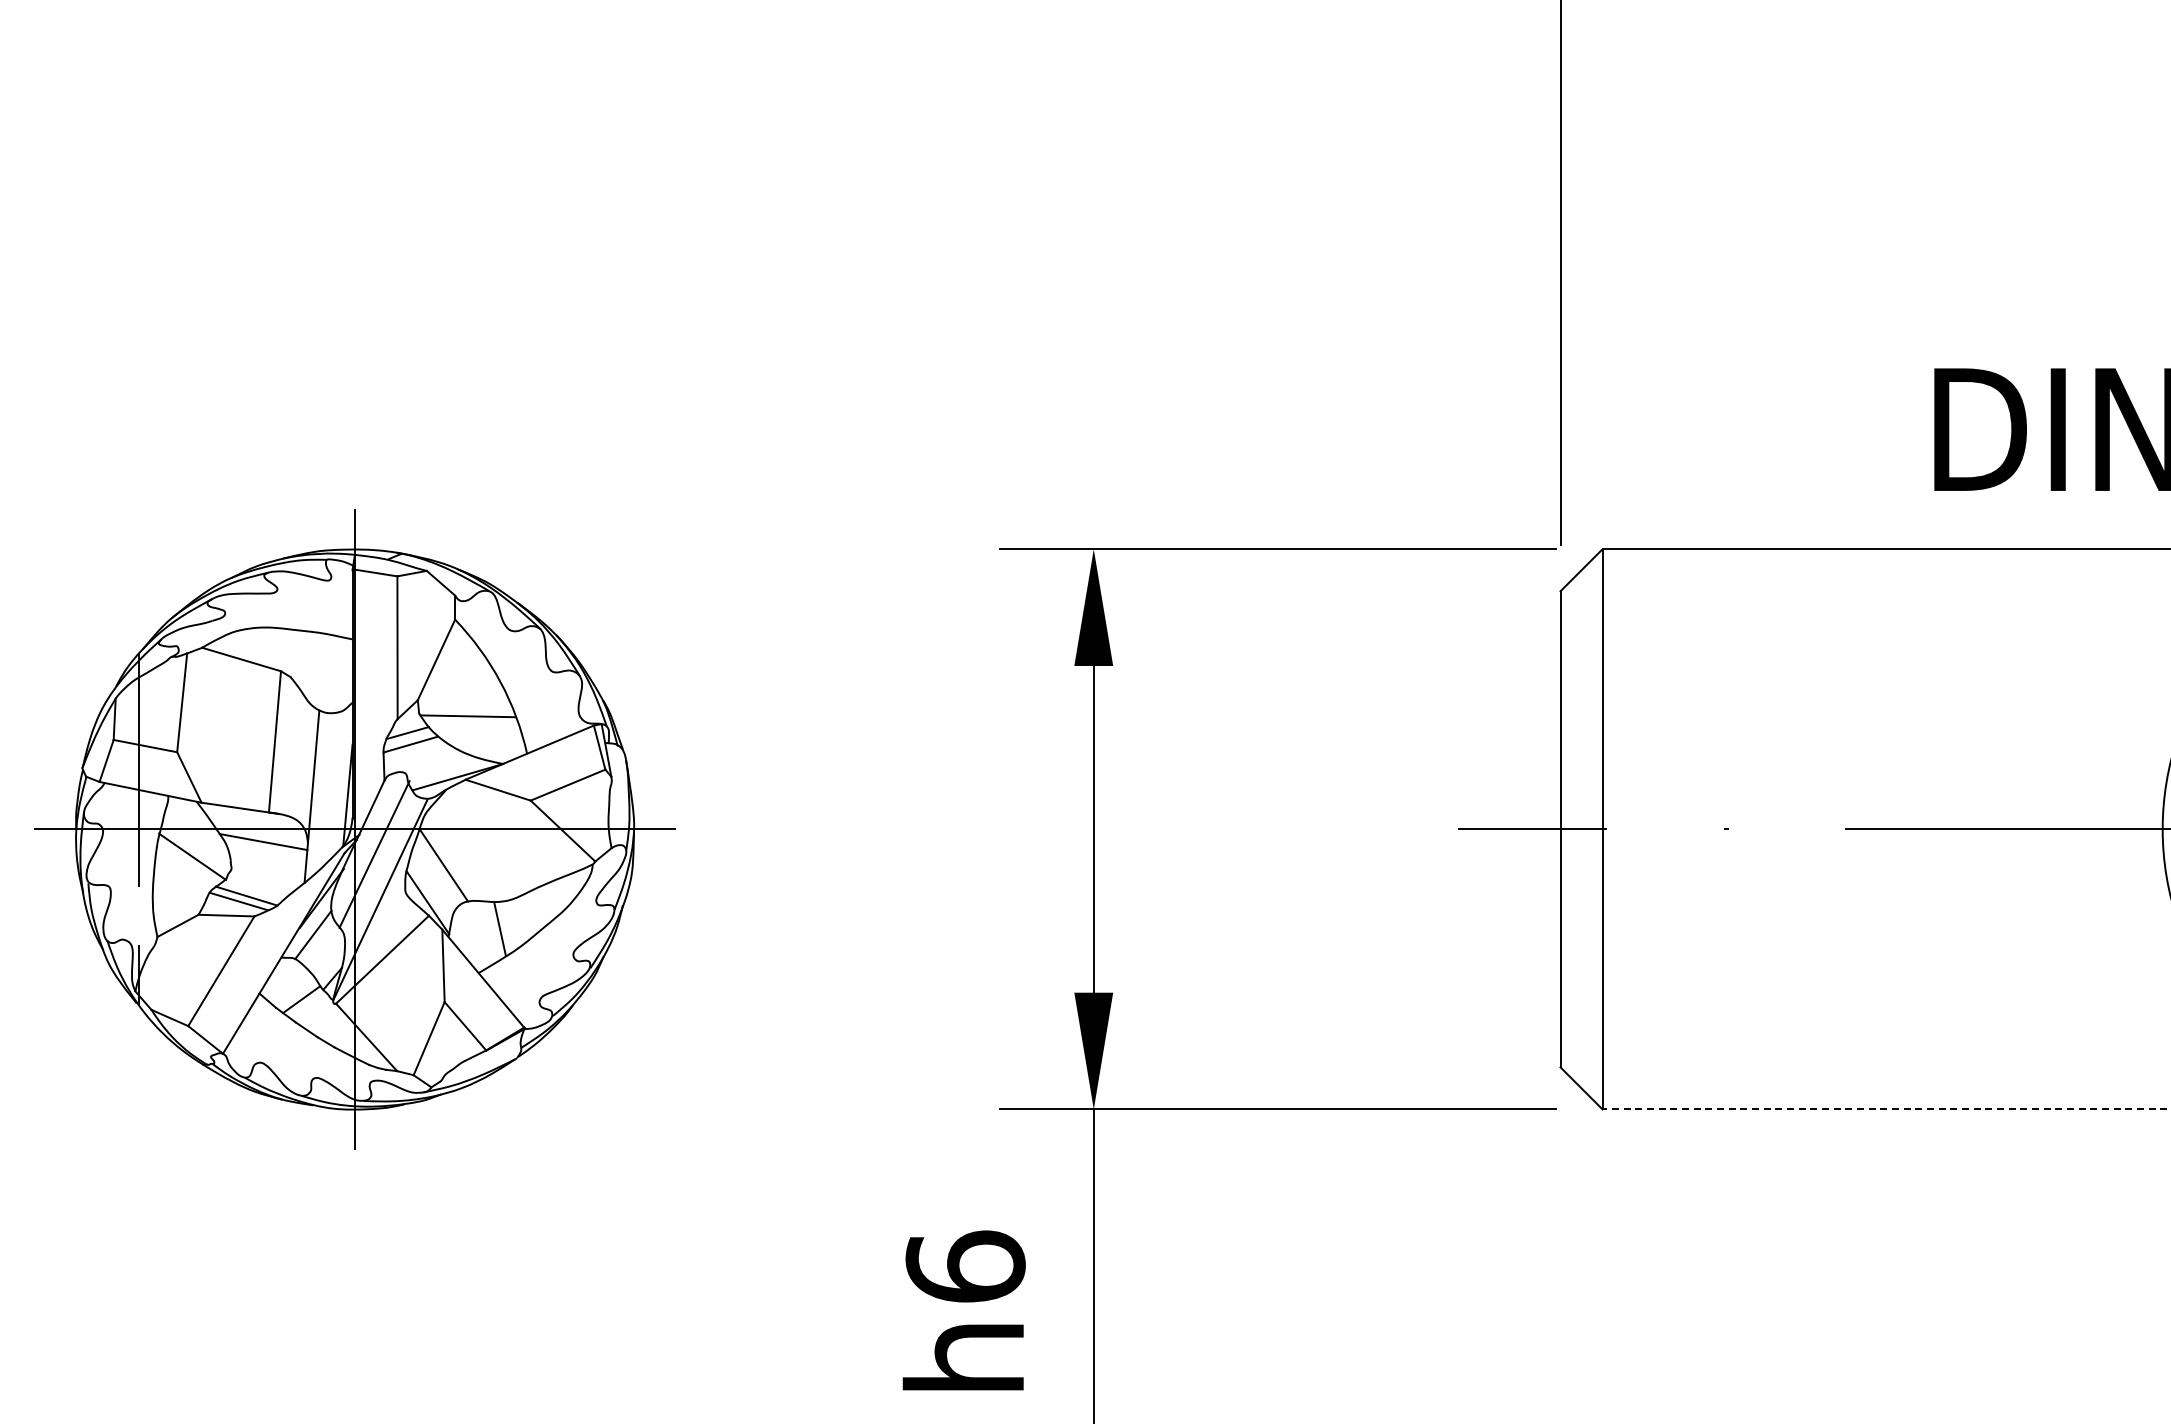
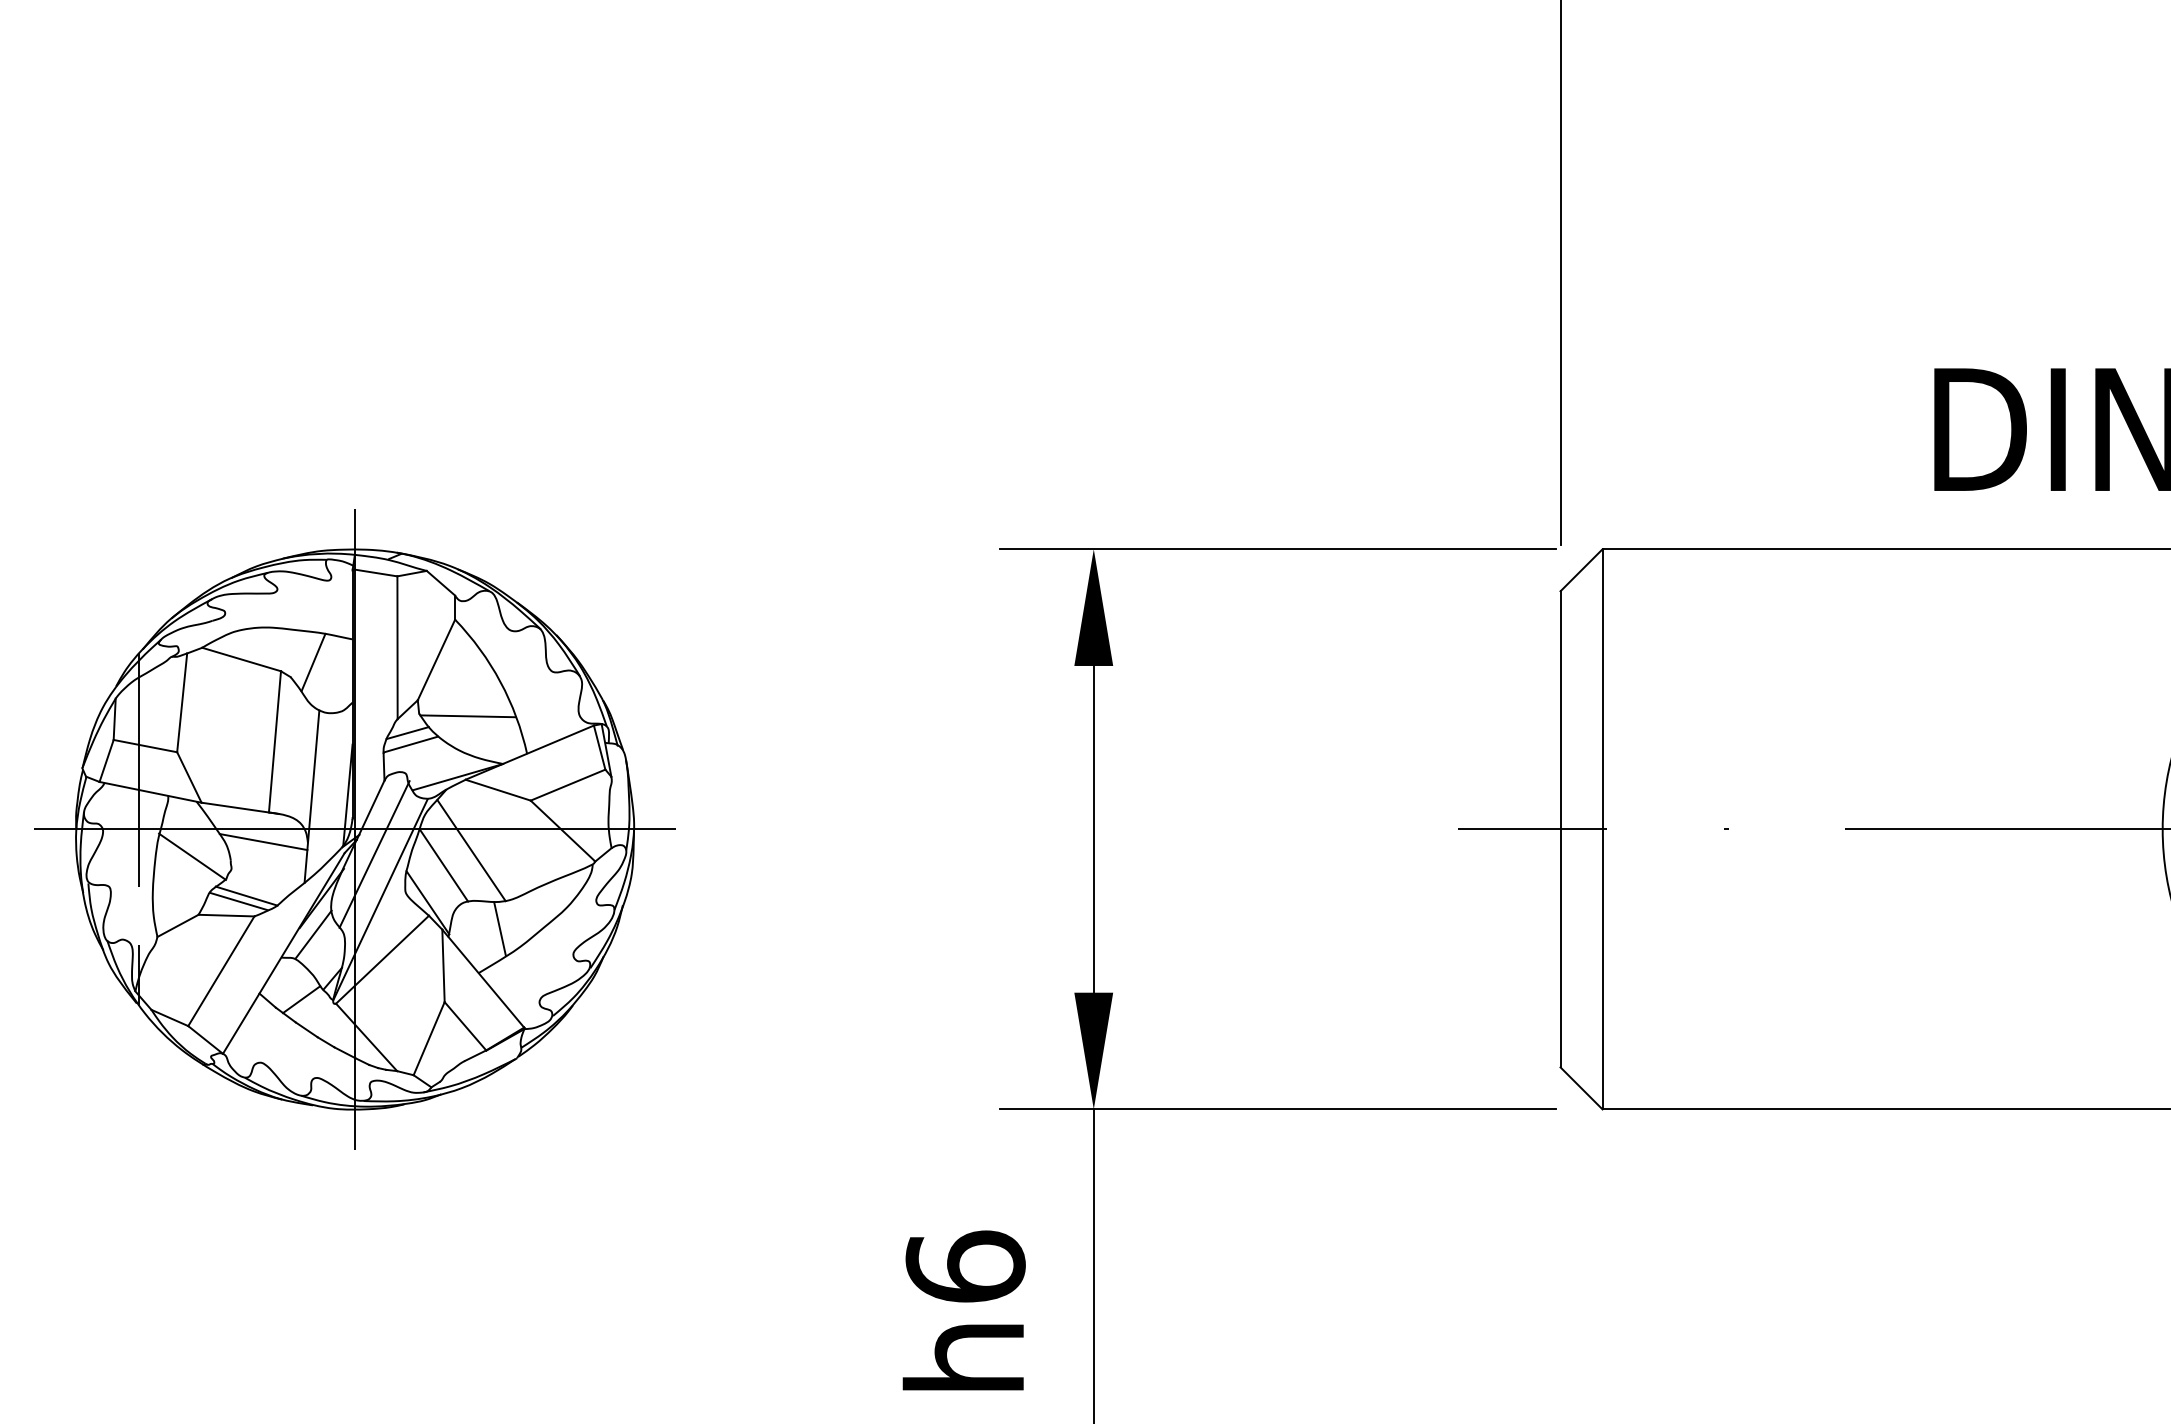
line: none -> present (313, 662)
line: none -> present (471, 850)
line: dashed -> solid (1886, 1109)
